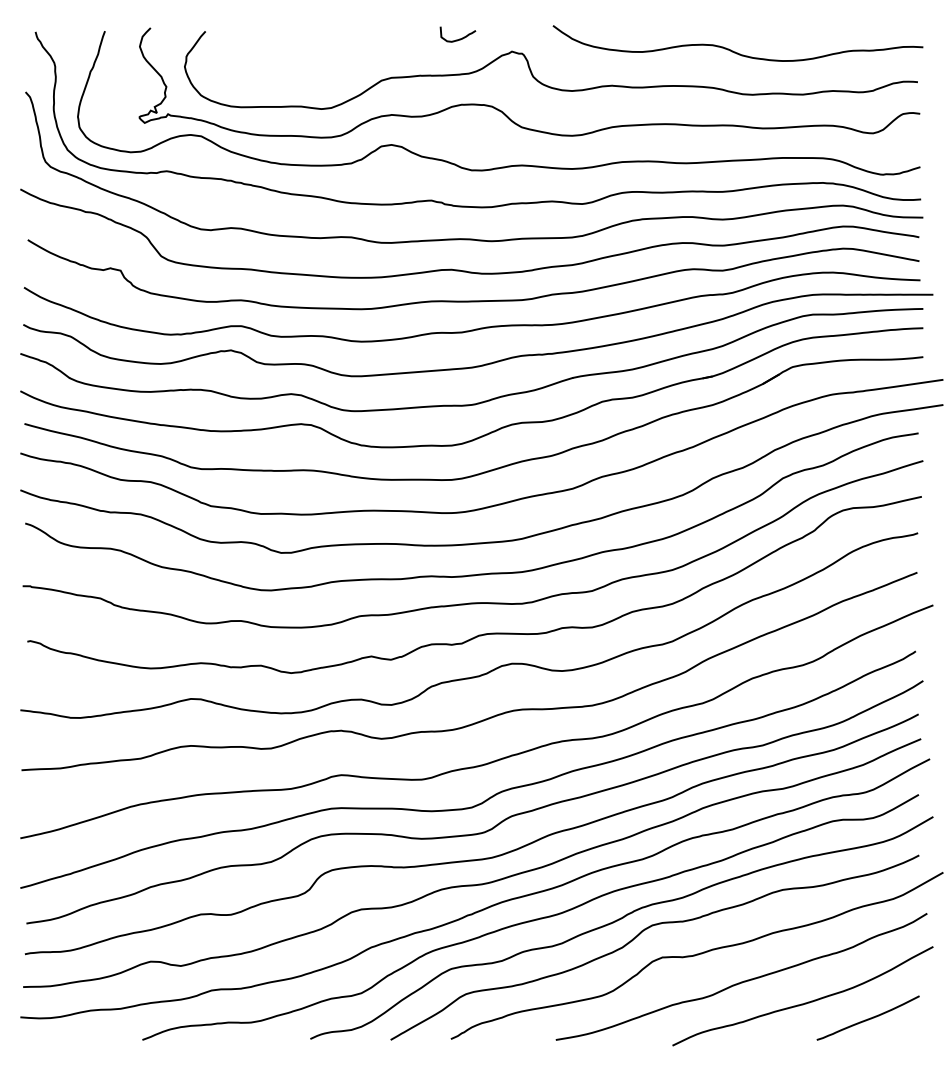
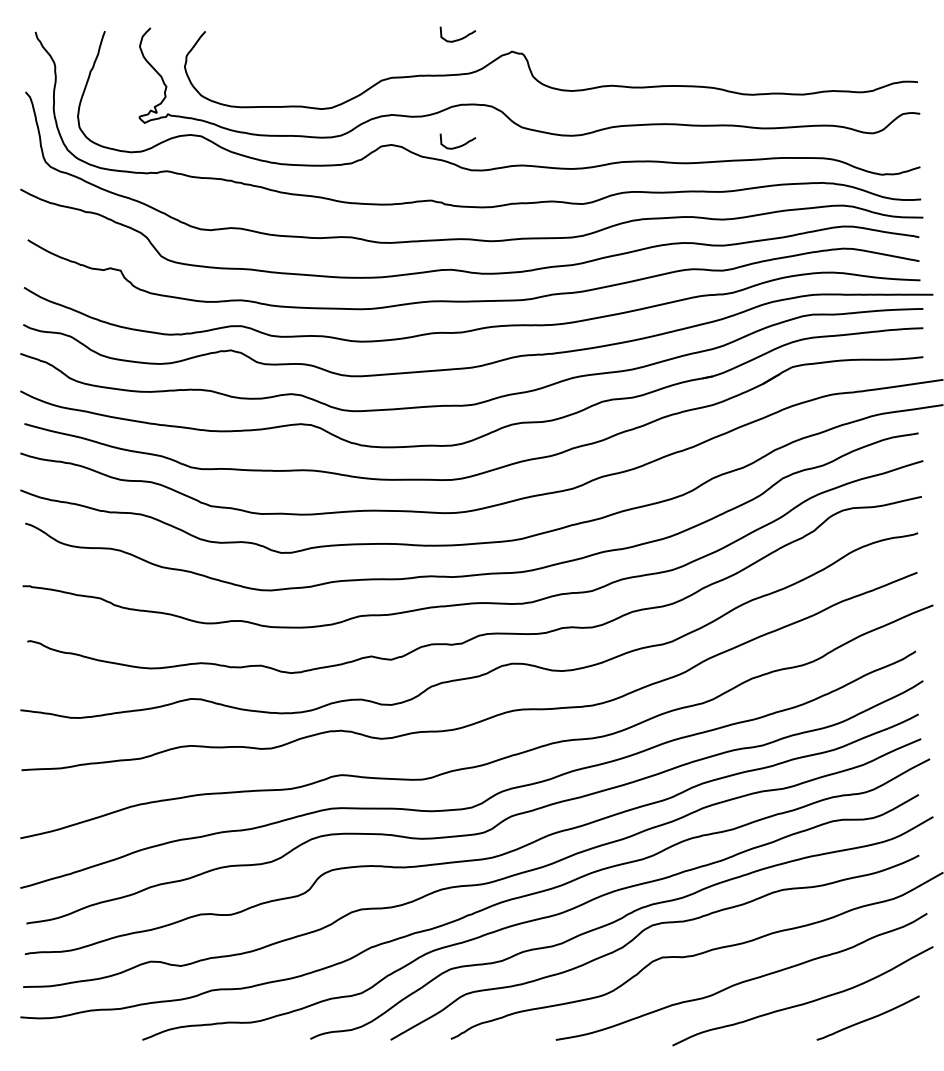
curve: present -> none (733, 50)
curve: none -> present (459, 145)
